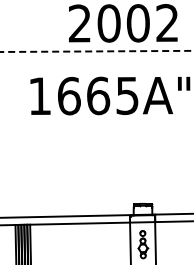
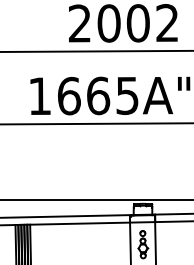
line: dashed -> solid (97, 51)
line: none -> present (96, 123)
line: none -> present (96, 199)
